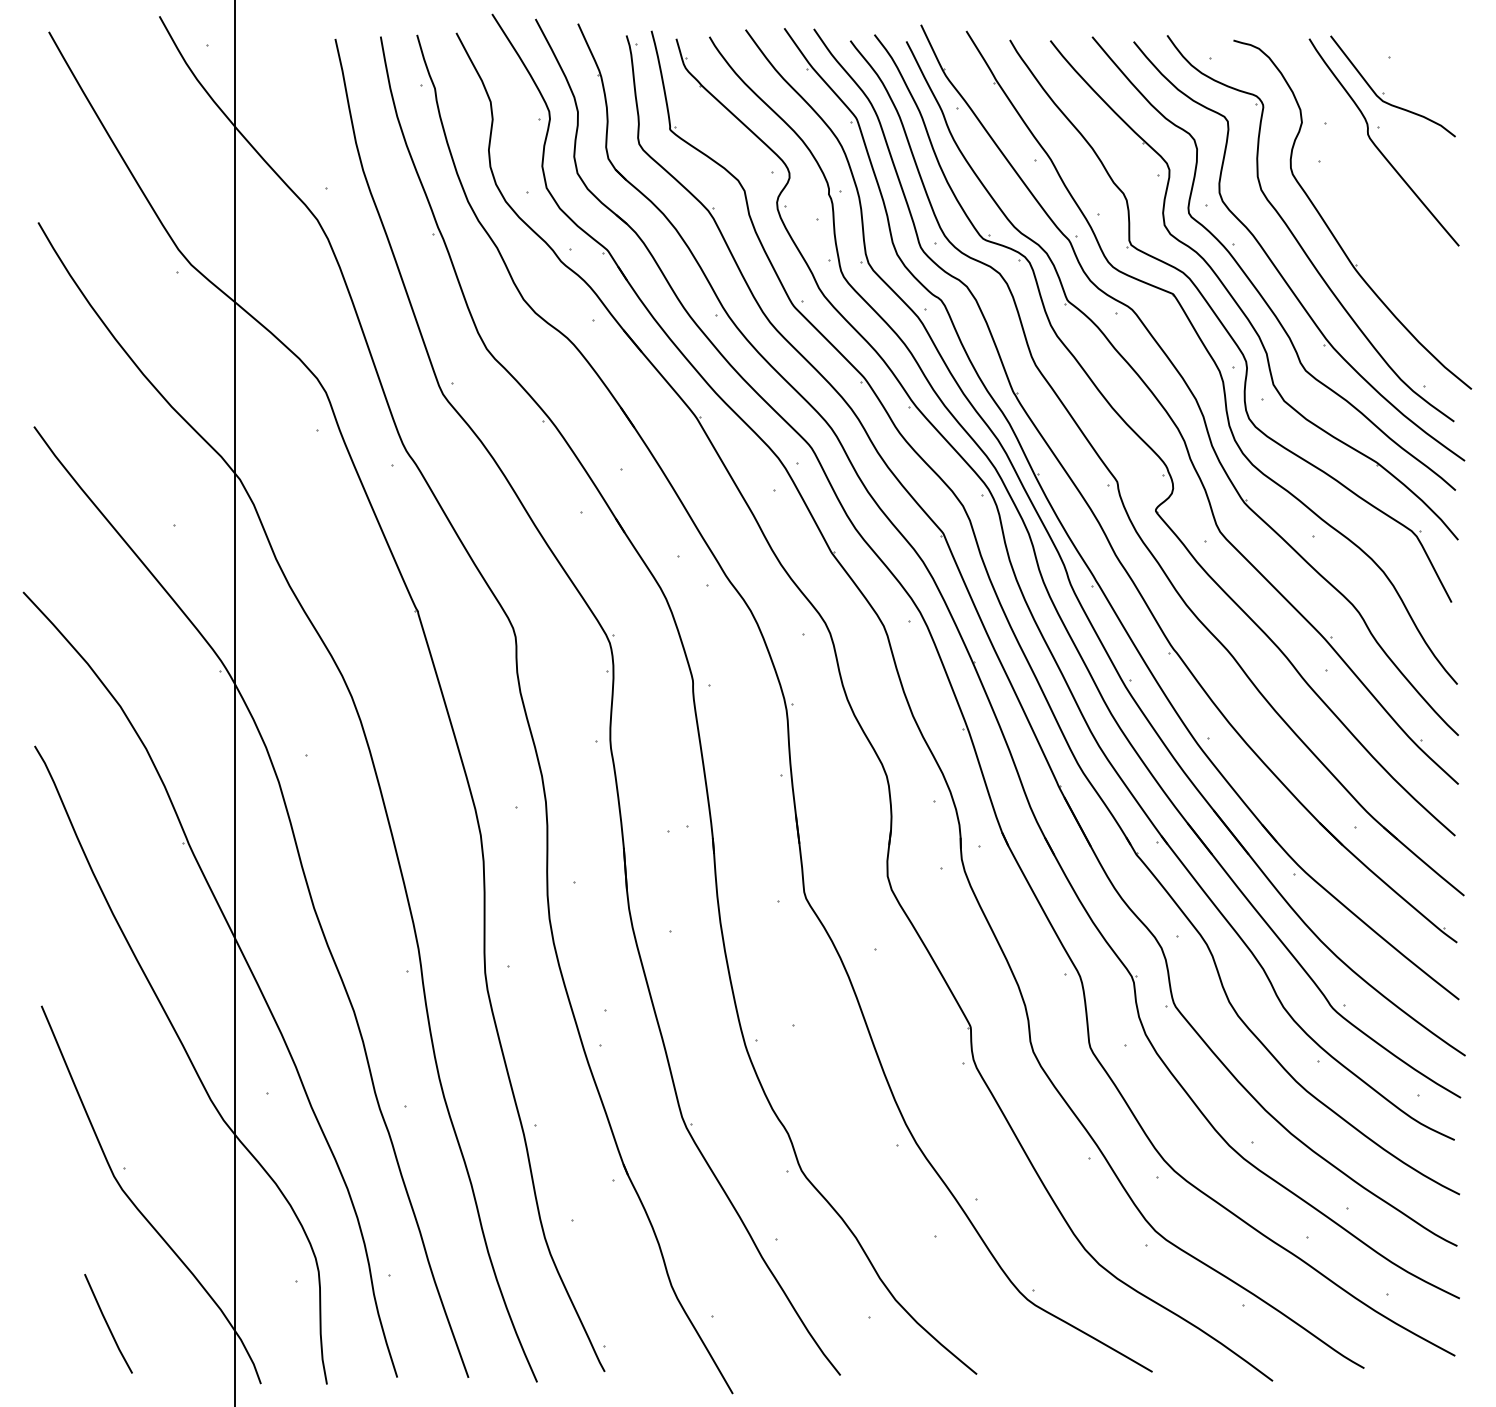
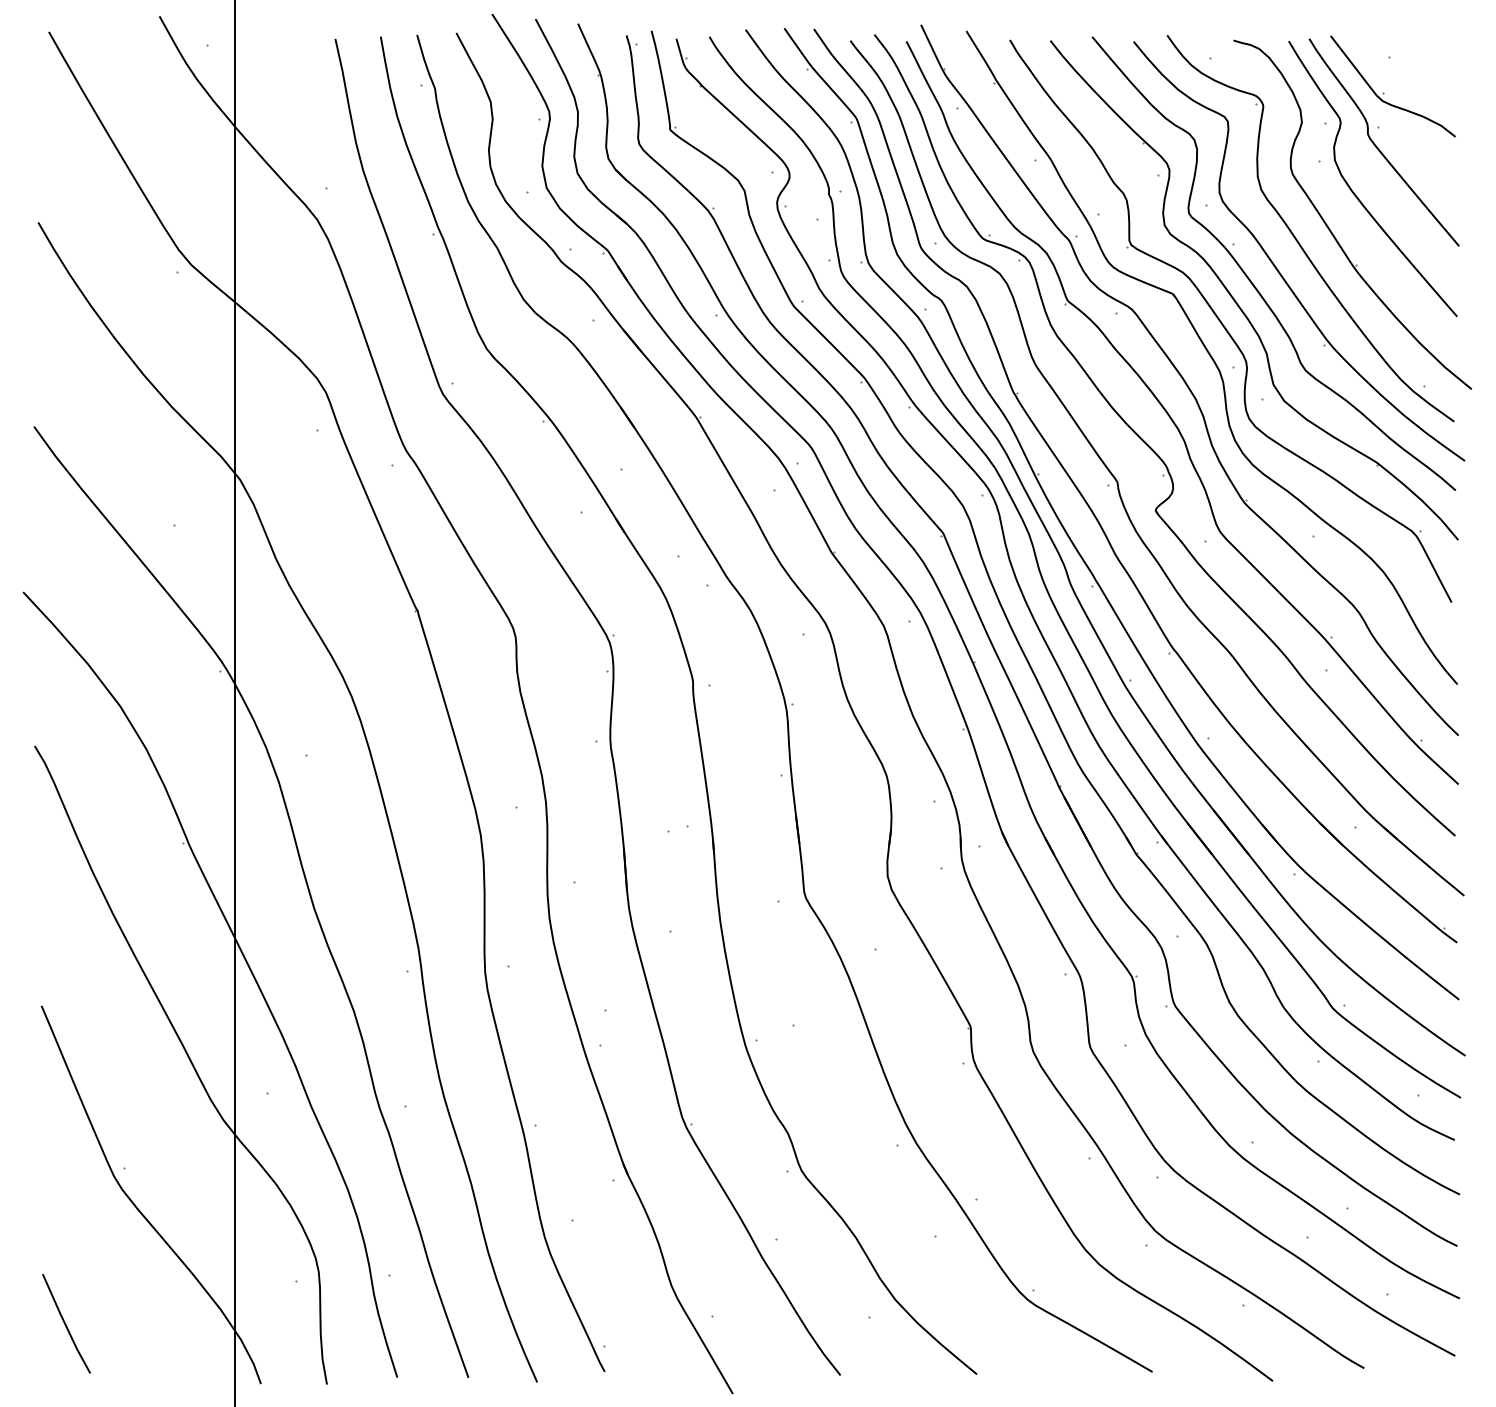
curve: none -> present (1355, 193)
line position: (107, 1323) -> (65, 1323) (65, 1323)
